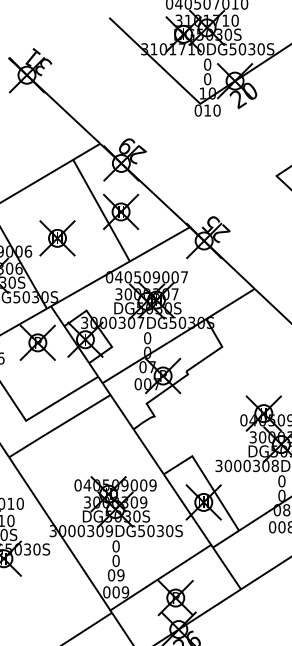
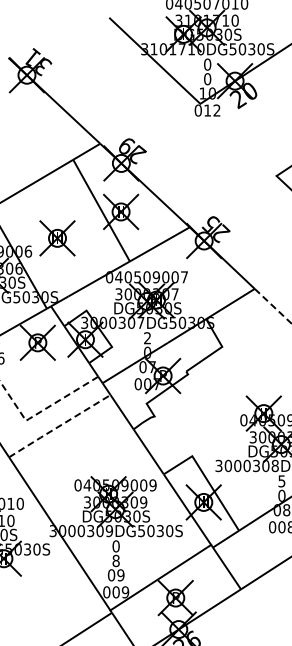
text: 010 -> 012 (216, 110)
line: solid -> dashed (273, 306)
text: 0 -> 2 (147, 338)
line: solid -> dashed (41, 411)
line: solid -> dashed (59, 426)
text: 0 -> 5 (281, 481)
text: 0 -> 8 (115, 560)
